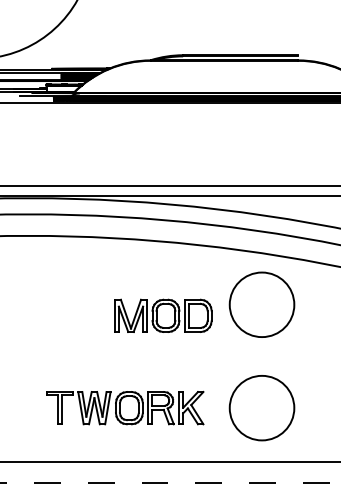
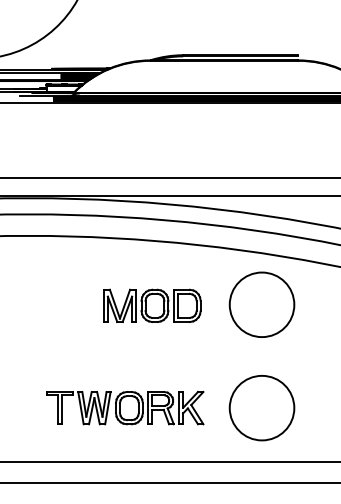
line position: (169, 185) -> (169, 177) (169, 177)
part position: (163, 315) -> (152, 305) (152, 305)
line: dashed -> solid (169, 483)
